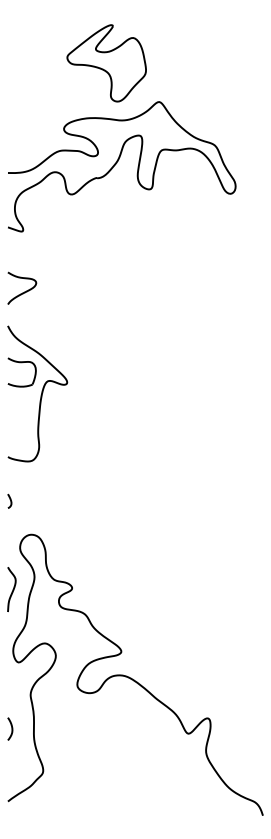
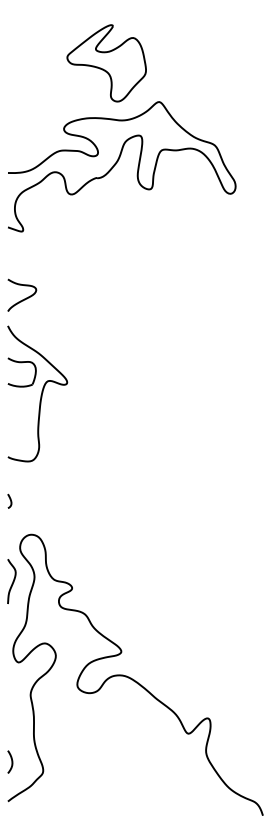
curve position: (24, 291) -> (24, 298) (24, 298)
curve position: (12, 589) -> (12, 581) (12, 581)
curve position: (11, 728) -> (11, 761) (11, 761)
